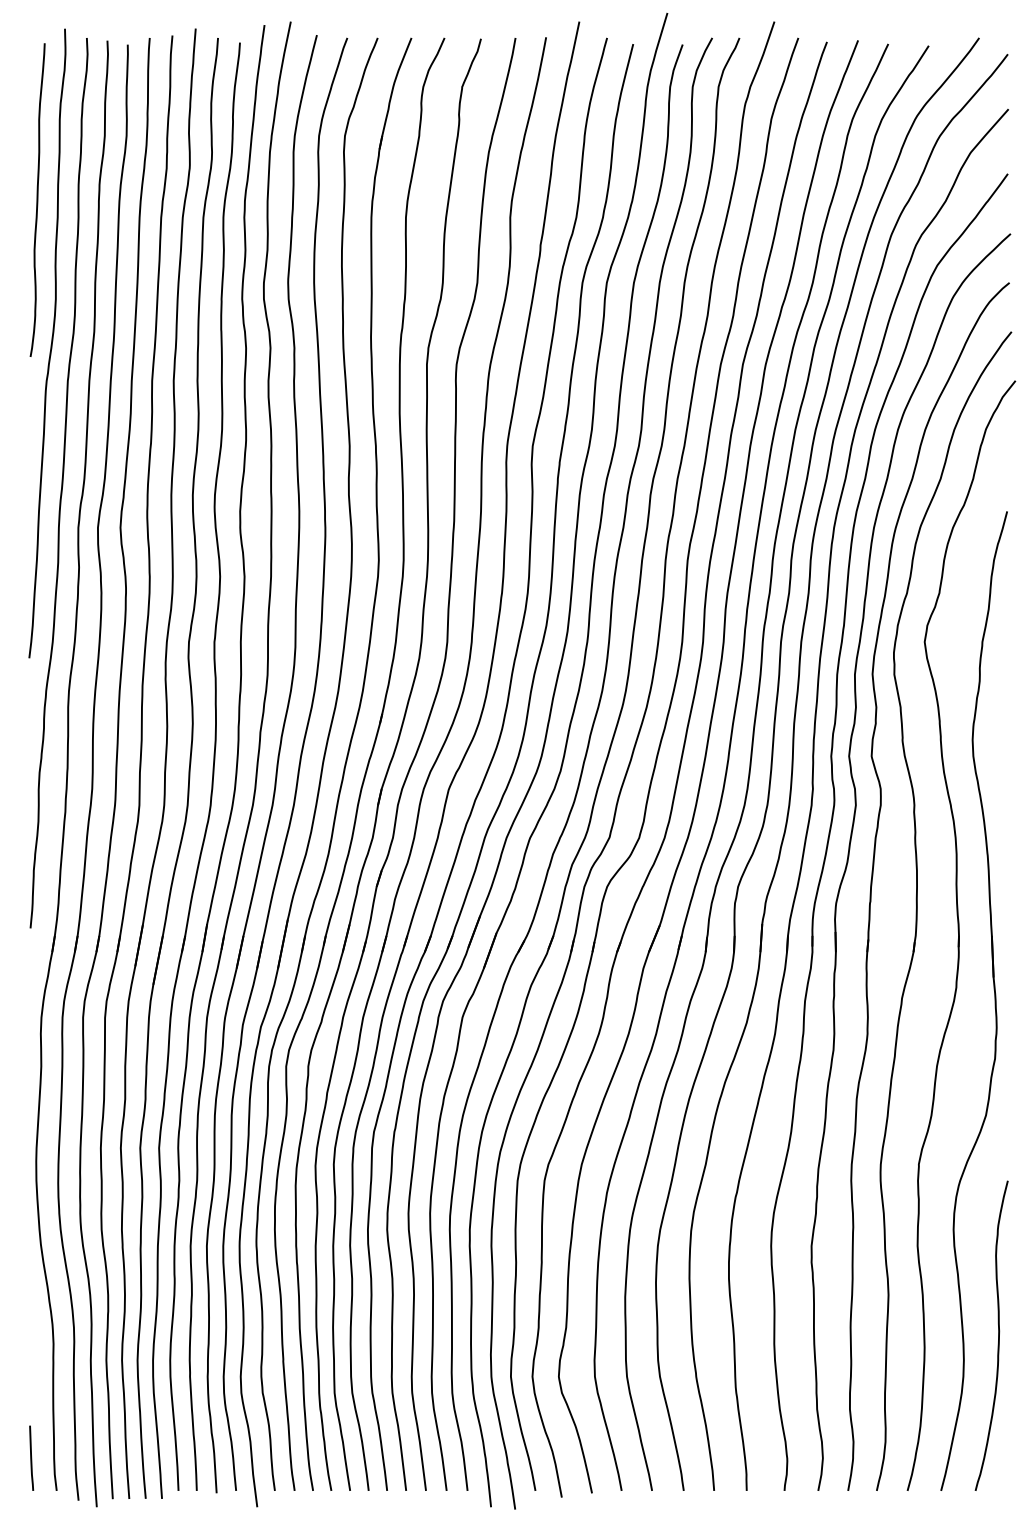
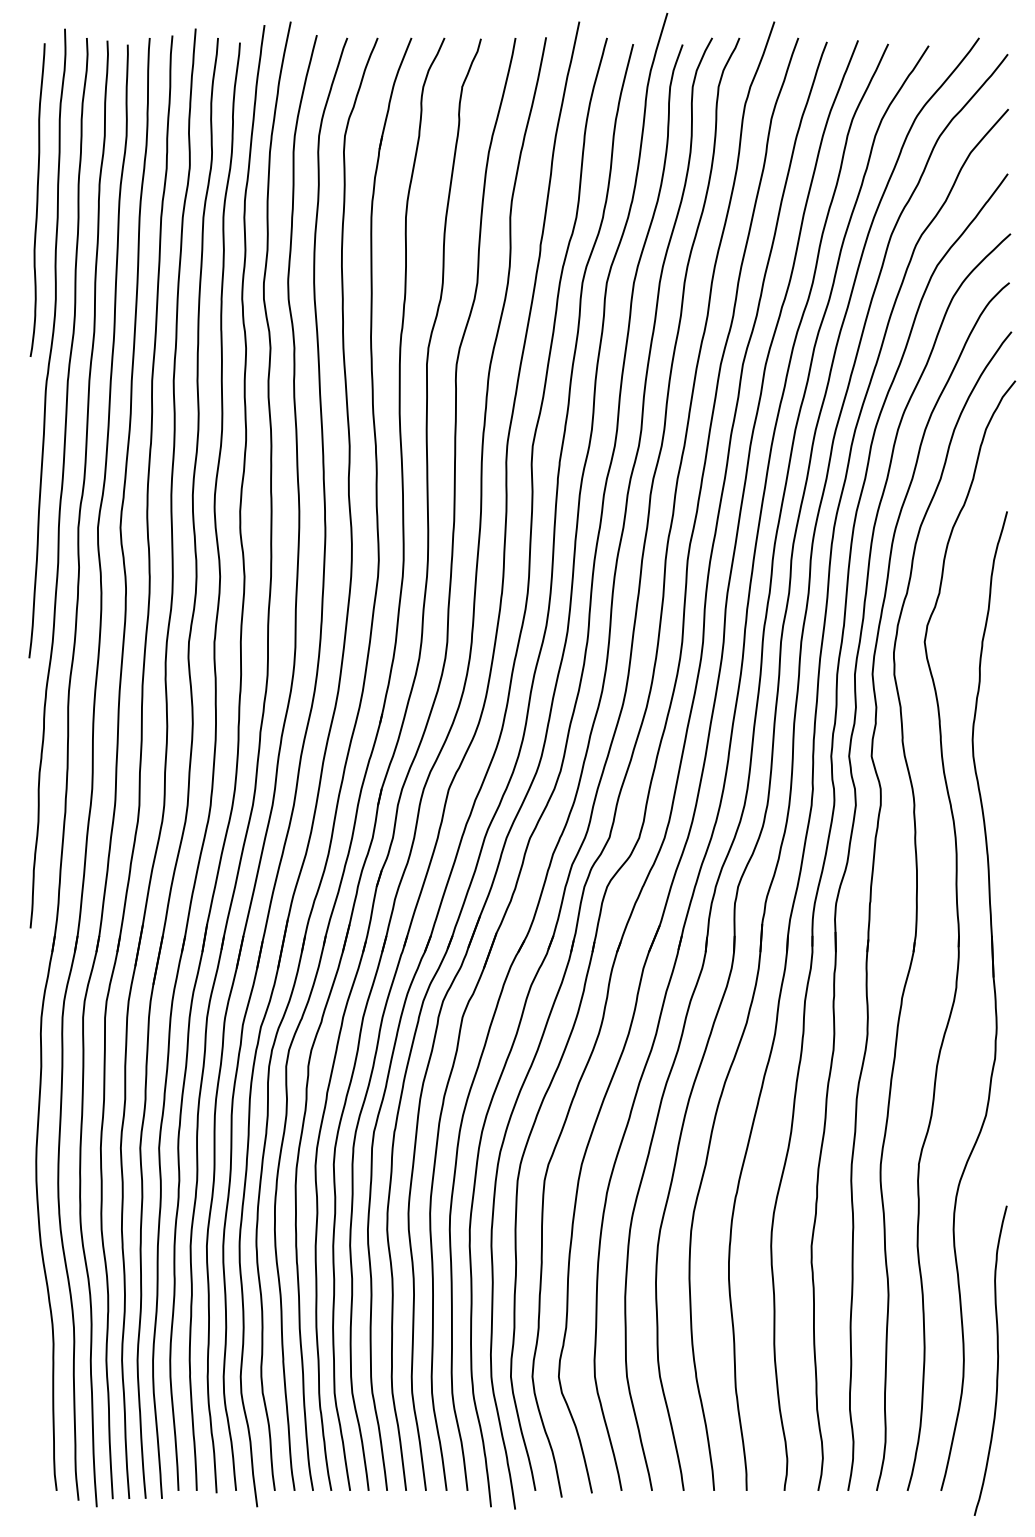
curve position: (998, 1335) -> (997, 1360) (997, 1360)
line: present -> none (31, 1457)
